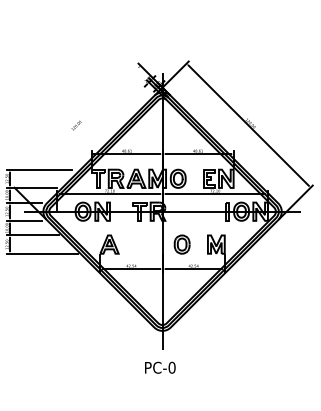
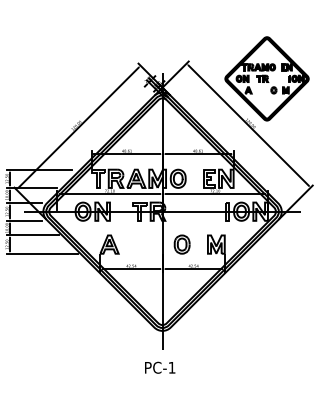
part: none -> present (266, 78)
line: none -> present (78, 127)
text: PC-0 -> PC-1 (171, 367)
